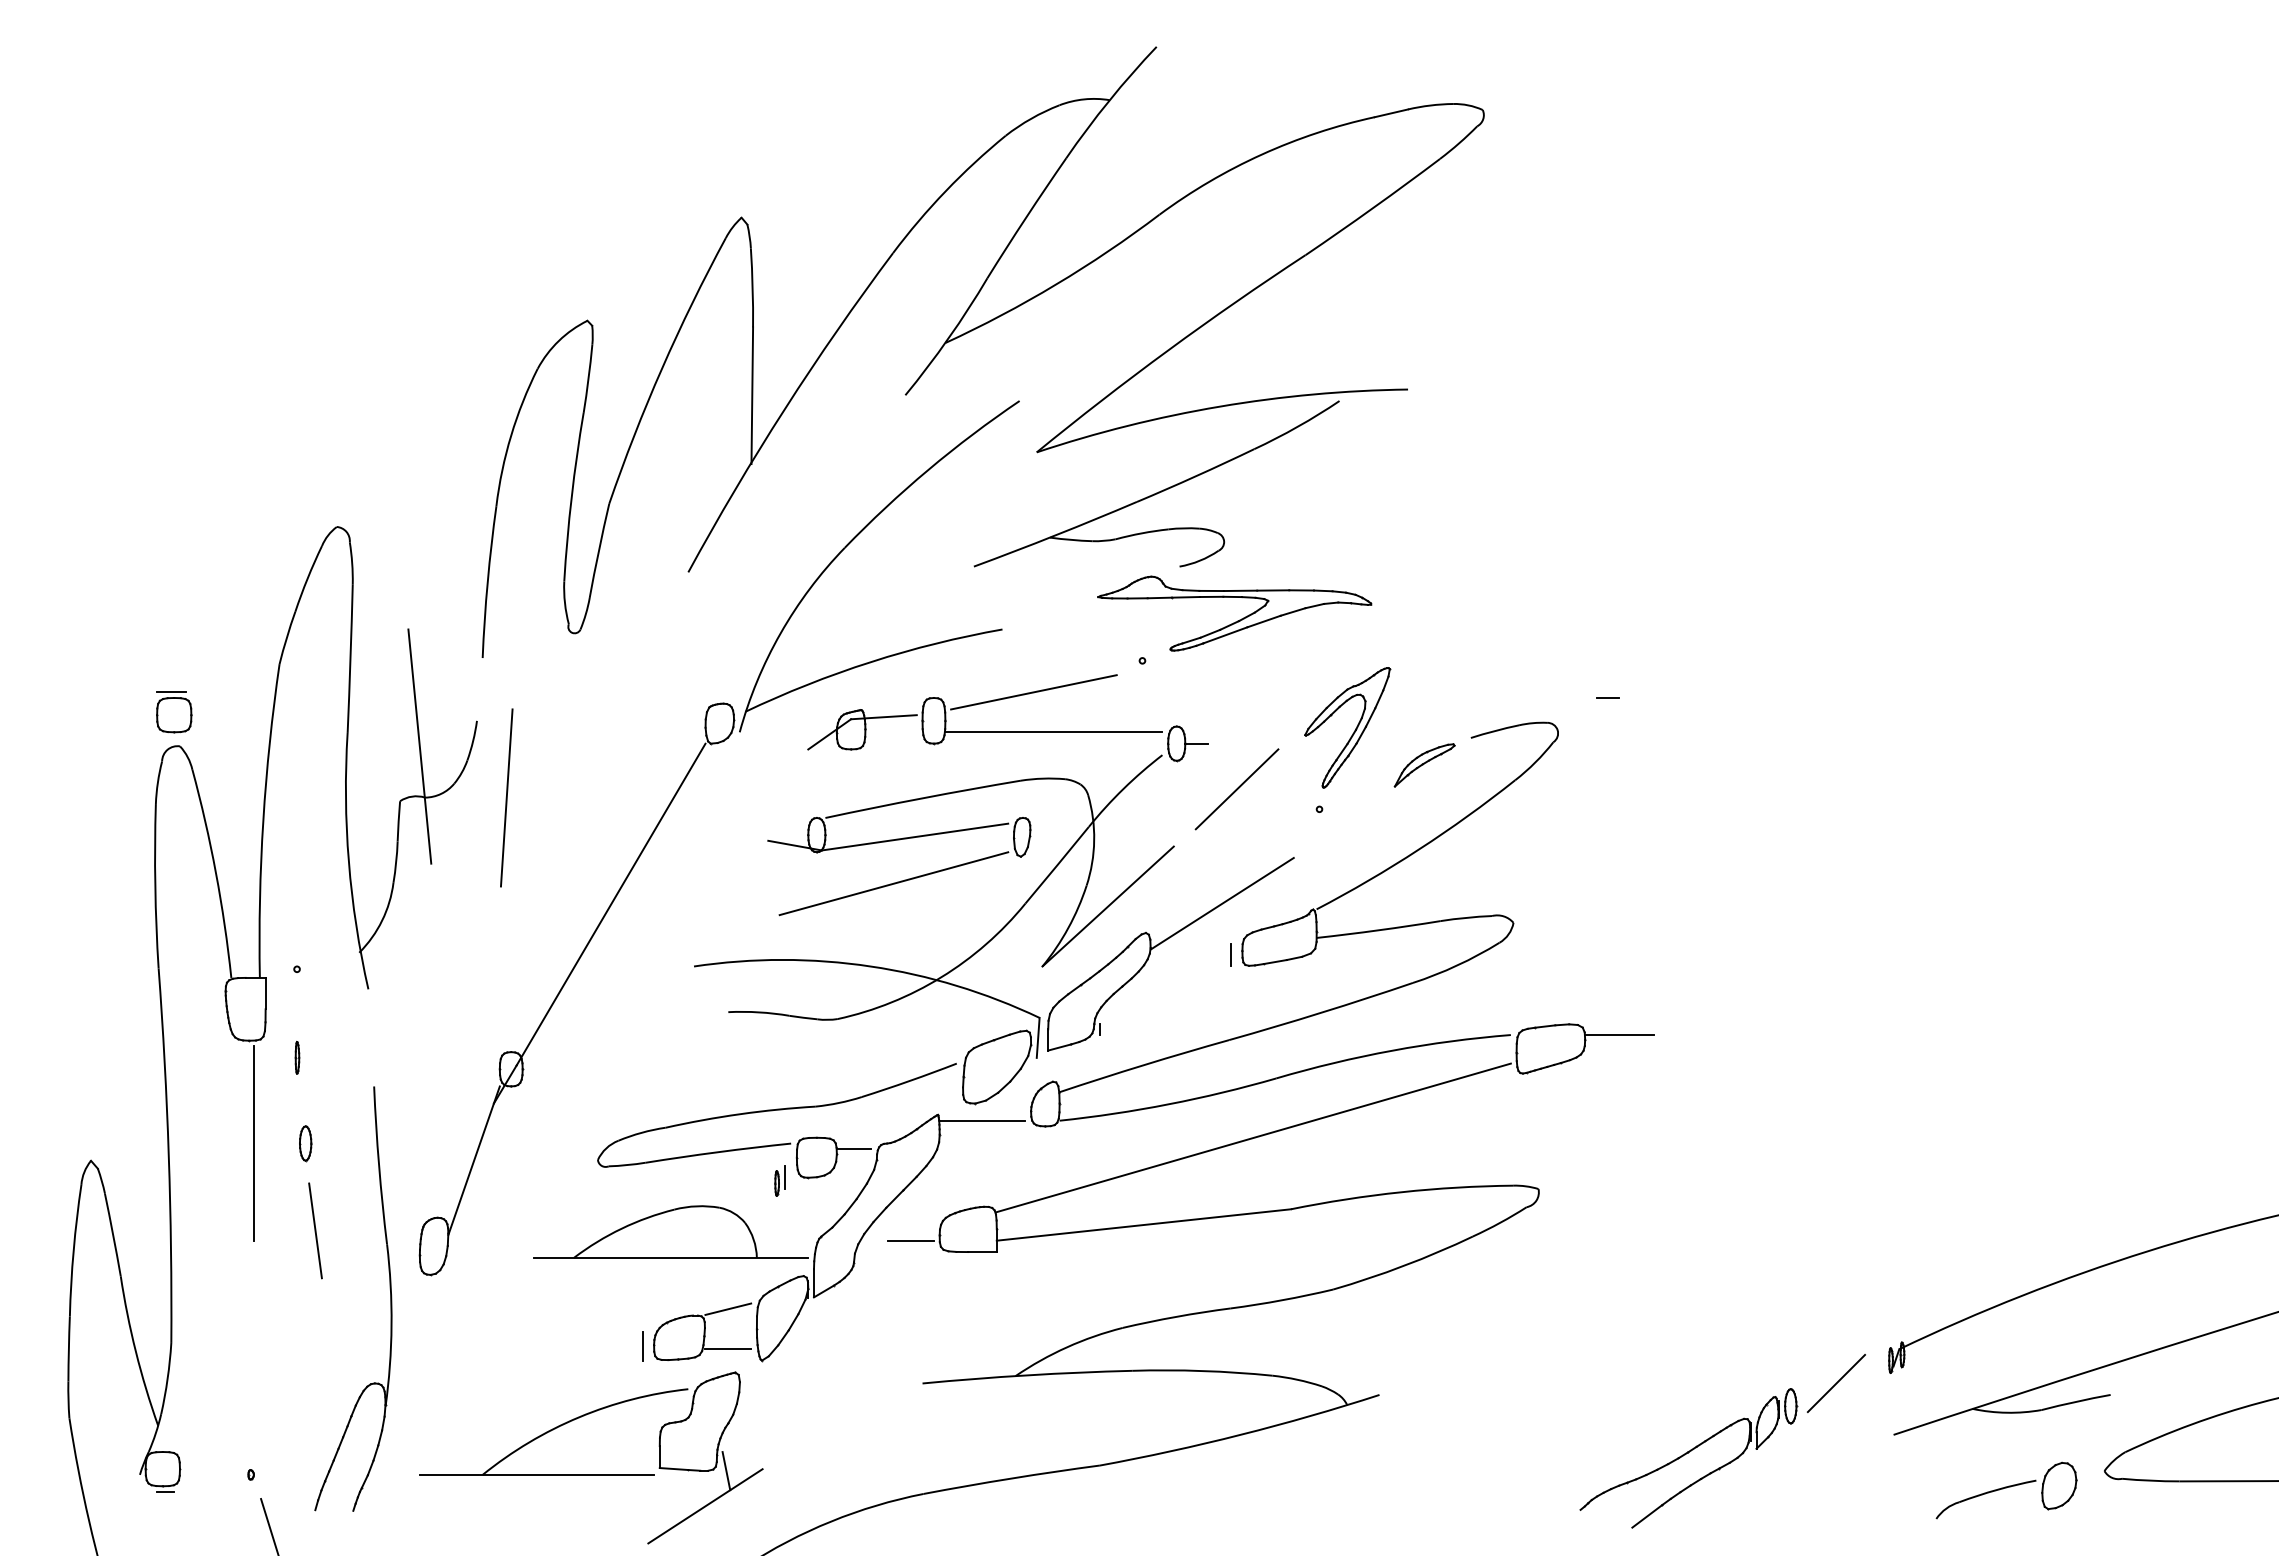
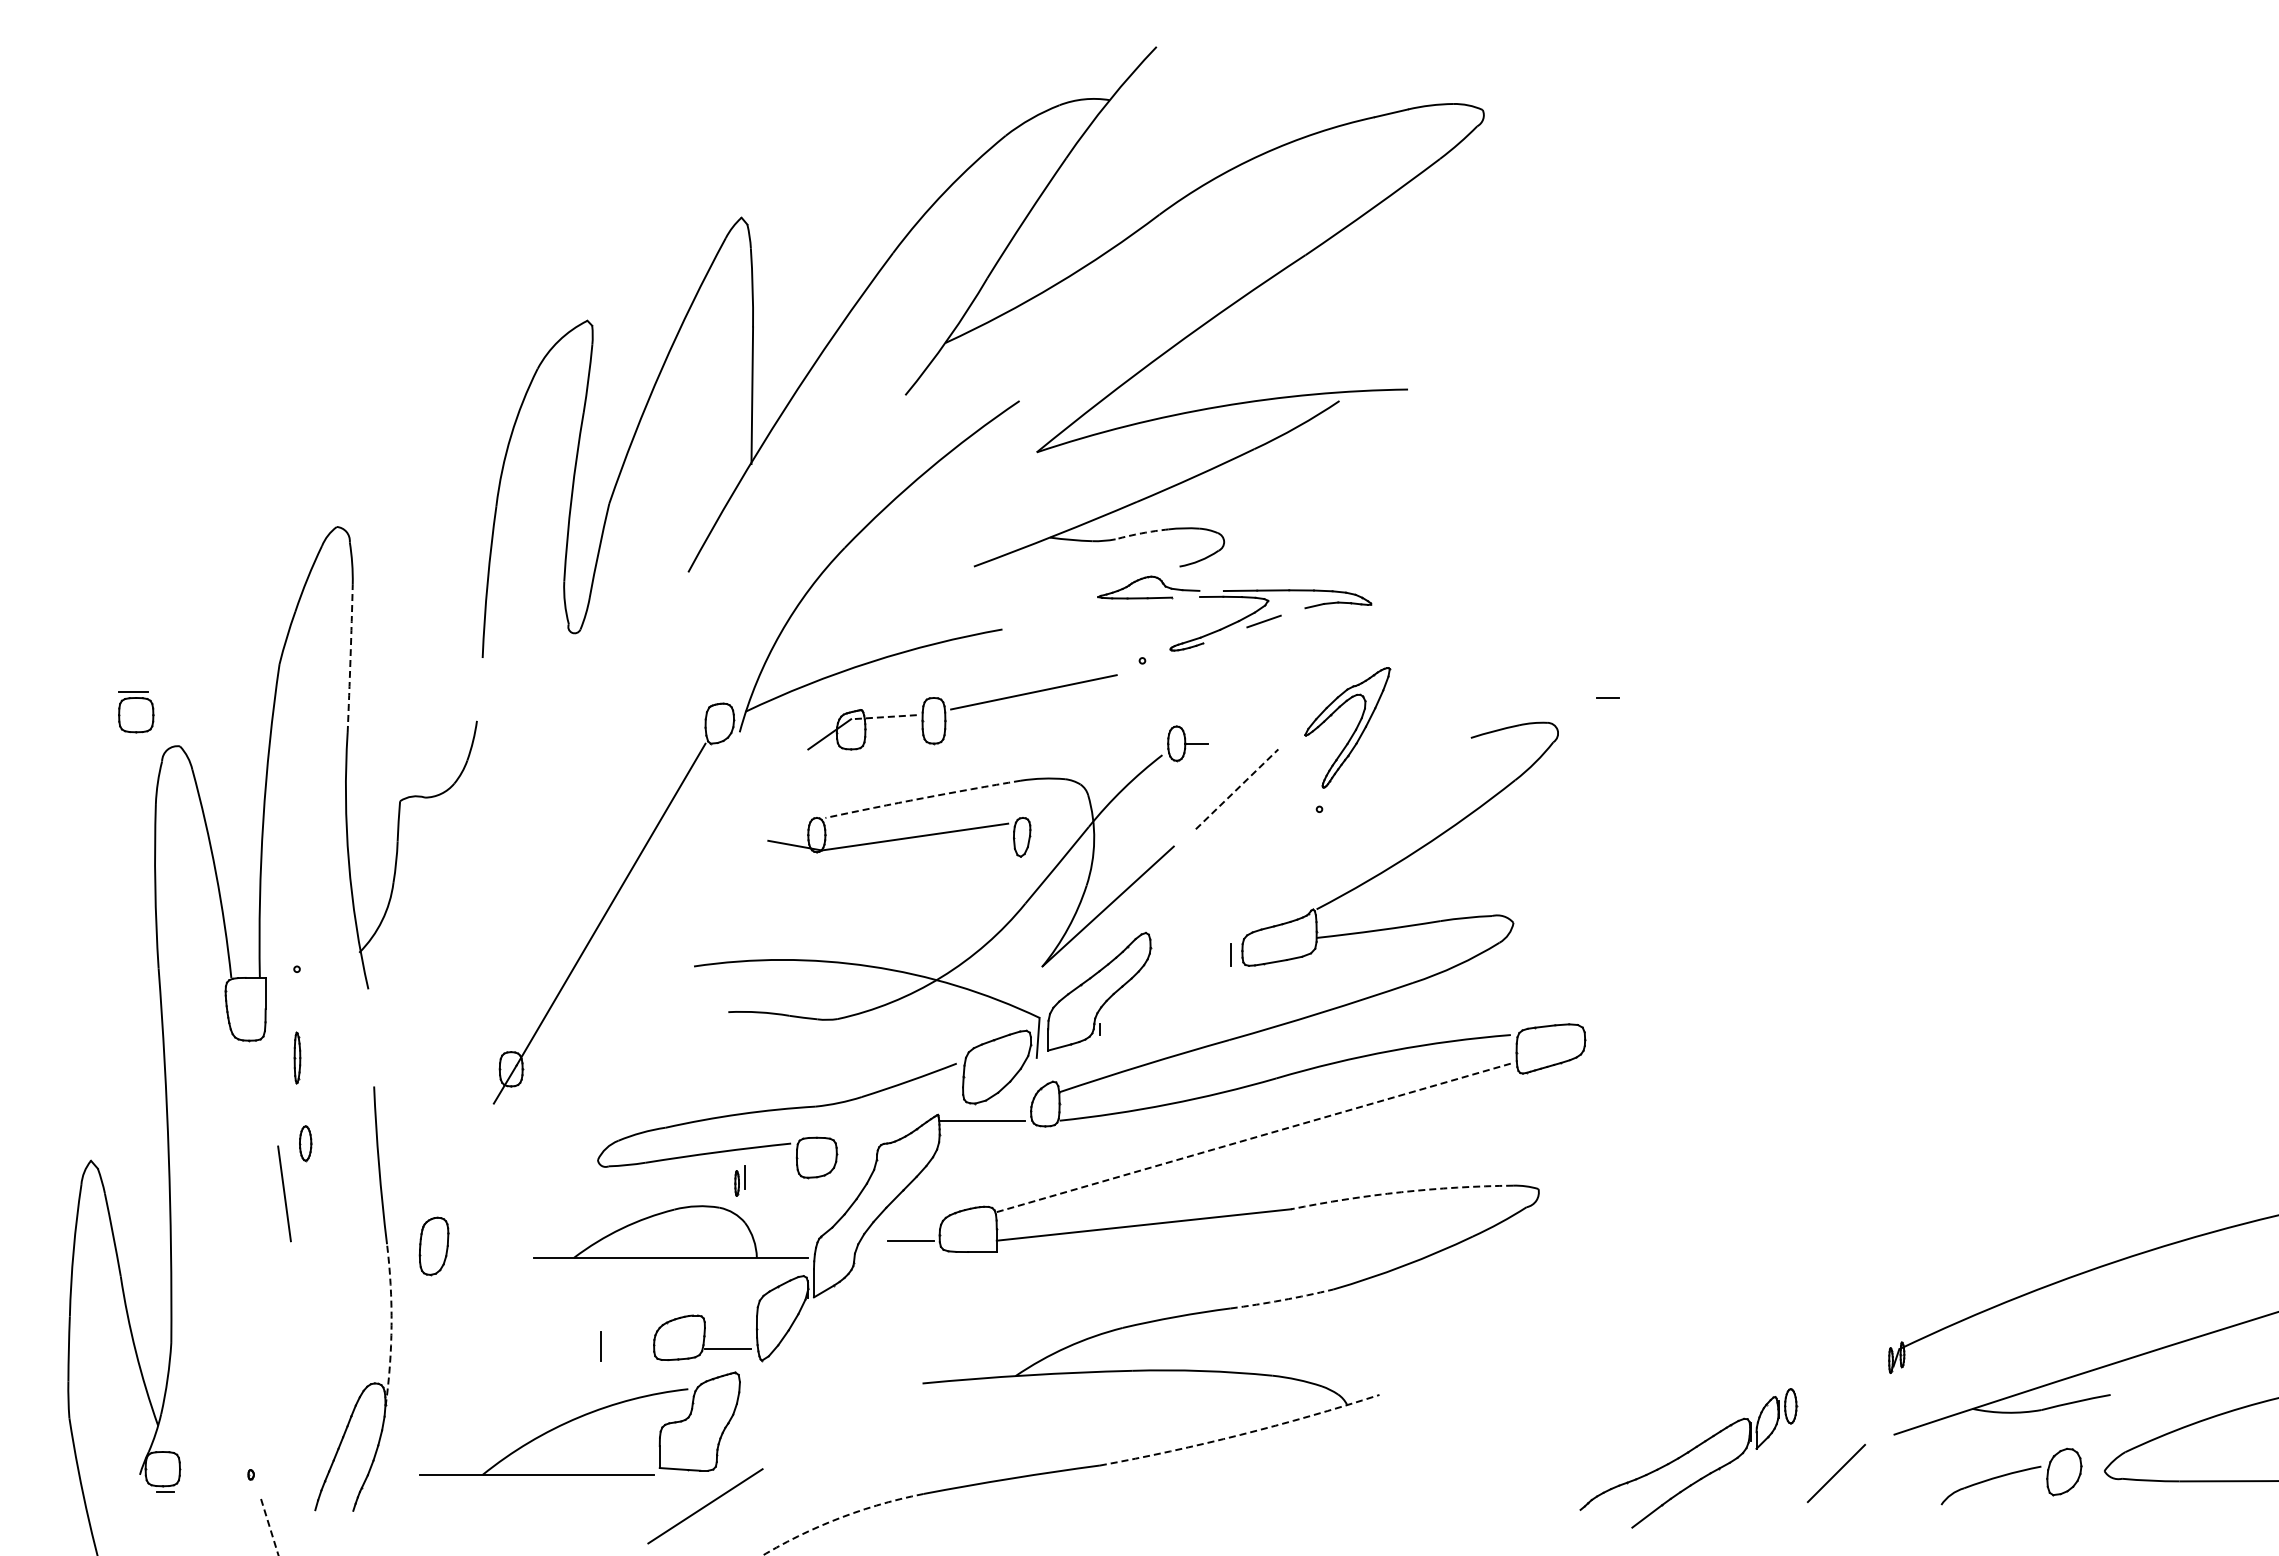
arc: solid -> dashed (1141, 533)
line: present -> none (1211, 590)
line: present -> none (1186, 597)
line: present -> none (1292, 611)
line: present -> none (1225, 635)
arc: solid -> dashed (350, 658)
part position: (174, 712) -> (136, 712) (136, 712)
line: solid -> dashed (883, 717)
line: present -> none (1053, 732)
line: present -> none (419, 746)
part: present -> none (1424, 765)
line: solid -> dashed (1237, 788)
line: present -> none (506, 797)
arc: solid -> dashed (922, 798)
line: present -> none (893, 883)
line: present -> none (1222, 903)
line: present -> none (1619, 1035)
part size: 7x35 px -> 9x54 px (297, 1057)
line: solid -> dashed (1253, 1137)
line: present -> none (254, 1143)
line: present -> none (853, 1149)
line: present -> none (473, 1160)
part position: (779, 1180) -> (739, 1180) (739, 1180)
arc: solid -> dashed (1401, 1192)
line position: (315, 1230) -> (284, 1193) (284, 1193)
arc: solid -> dashed (1282, 1300)
line: present -> none (728, 1308)
arc: solid -> dashed (391, 1325)
line position: (642, 1346) -> (600, 1346) (600, 1346)
line position: (1835, 1383) -> (1835, 1473) (1835, 1473)
arc: solid -> dashed (1240, 1434)
line: present -> none (726, 1471)
part position: (2006, 1490) -> (2011, 1476) (2011, 1476)
arc: solid -> dashed (839, 1518)
line: solid -> dashed (269, 1527)
